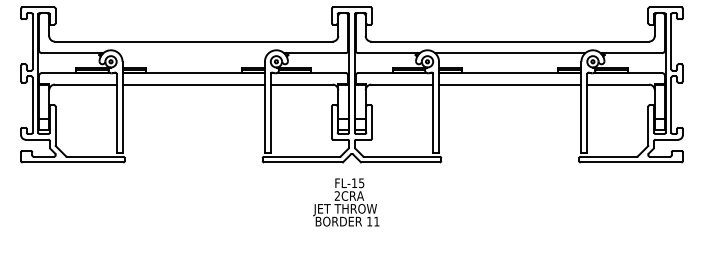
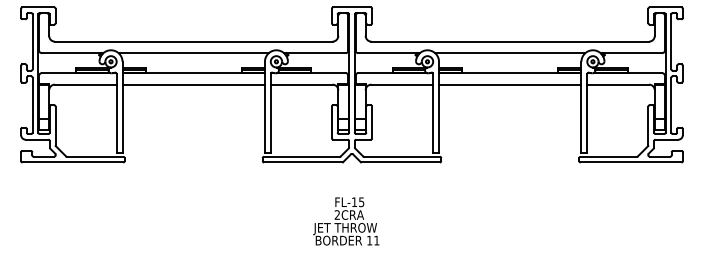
line: none -> present (193, 53)
text position: (346, 202) -> (346, 221) (346, 221)
